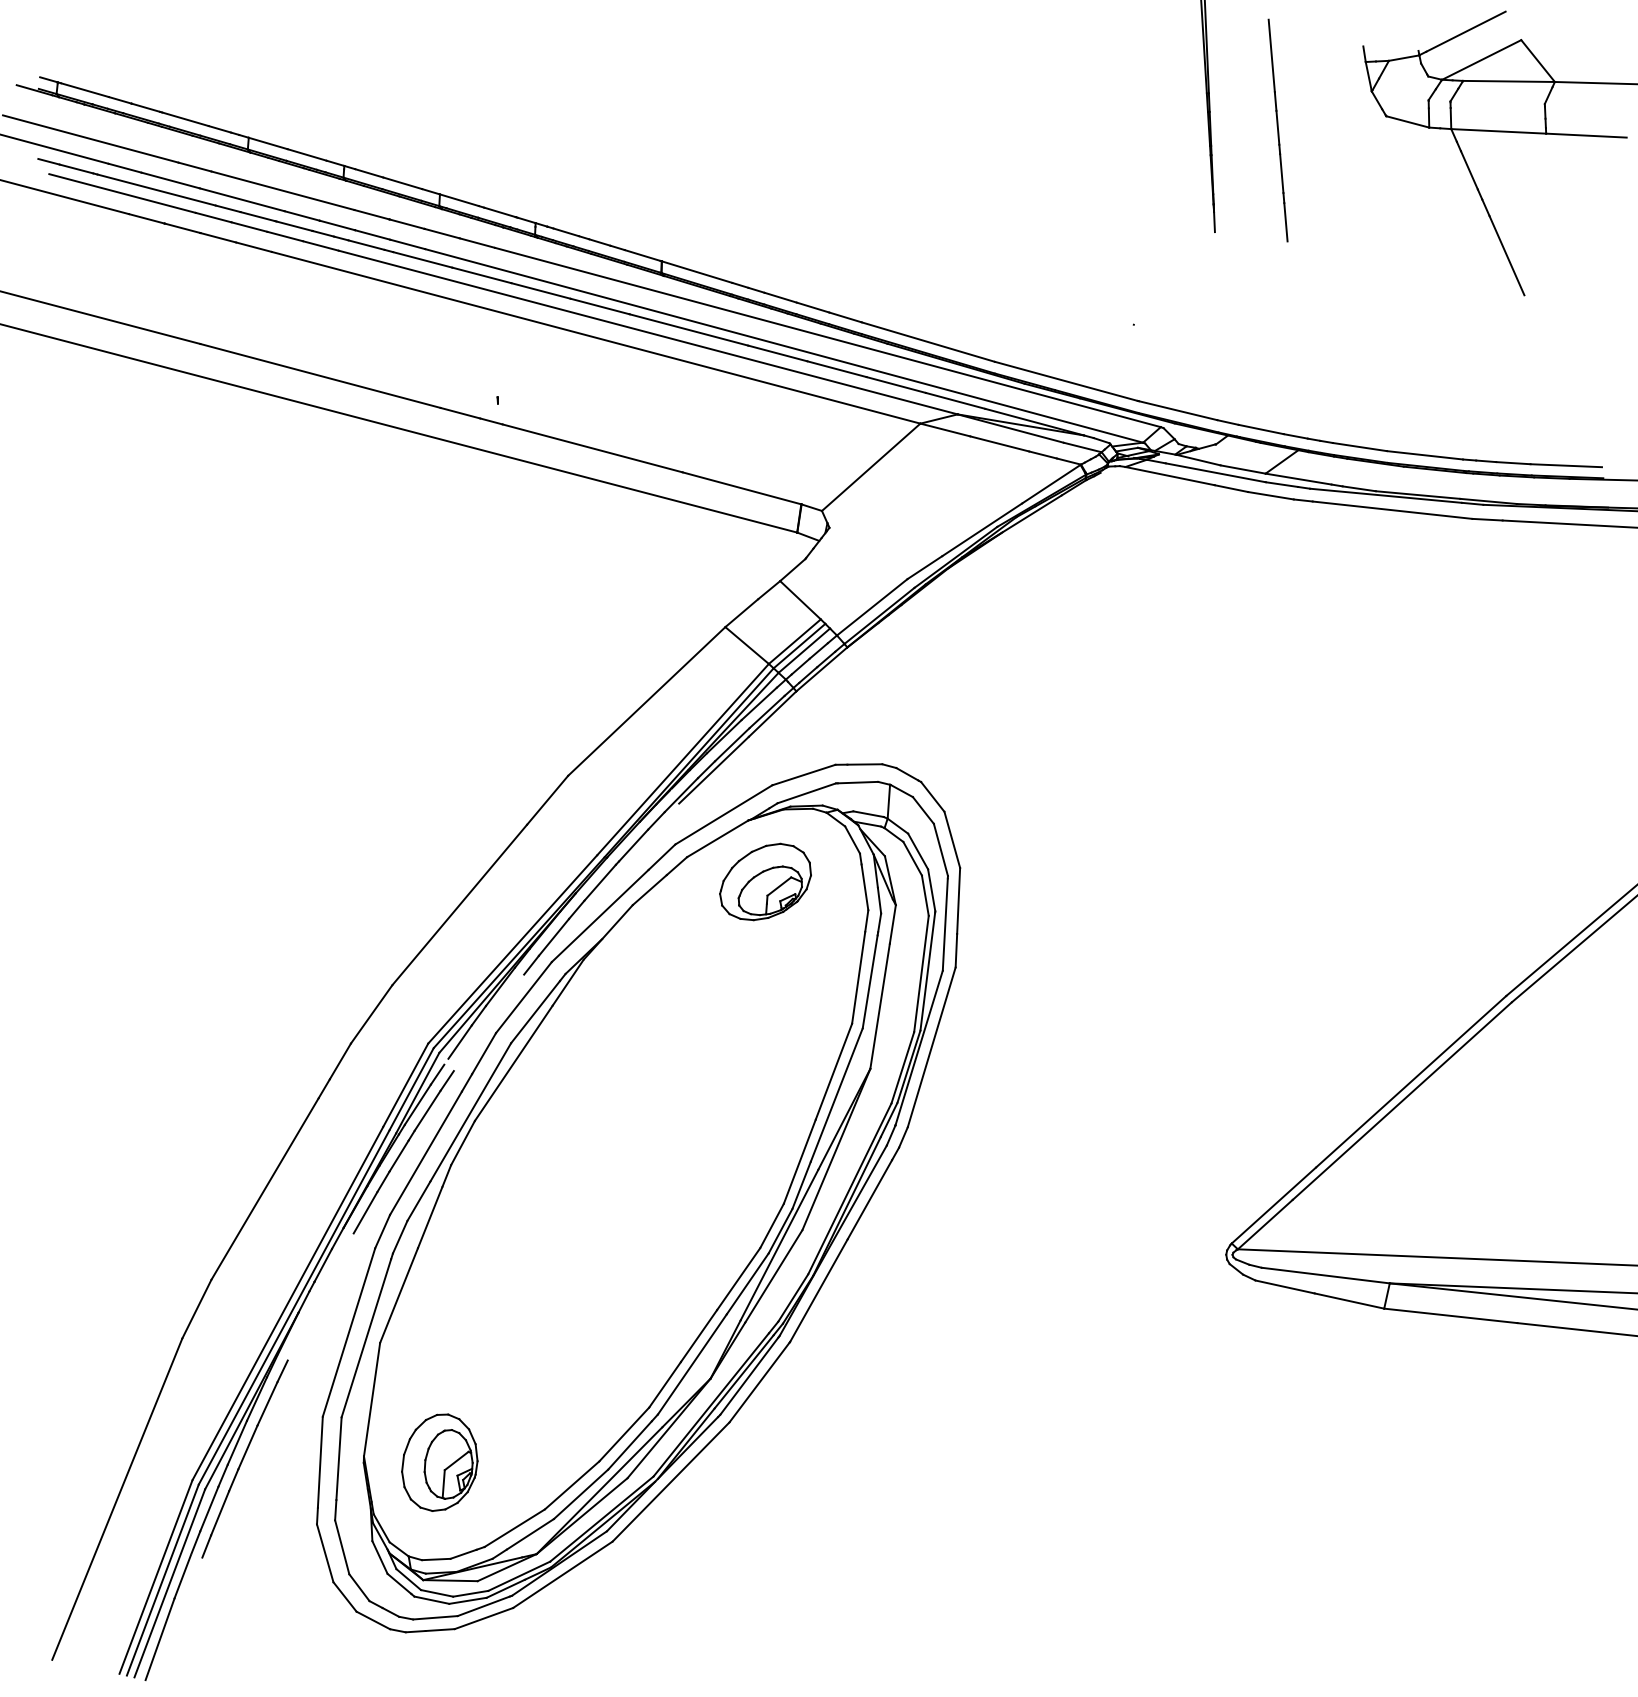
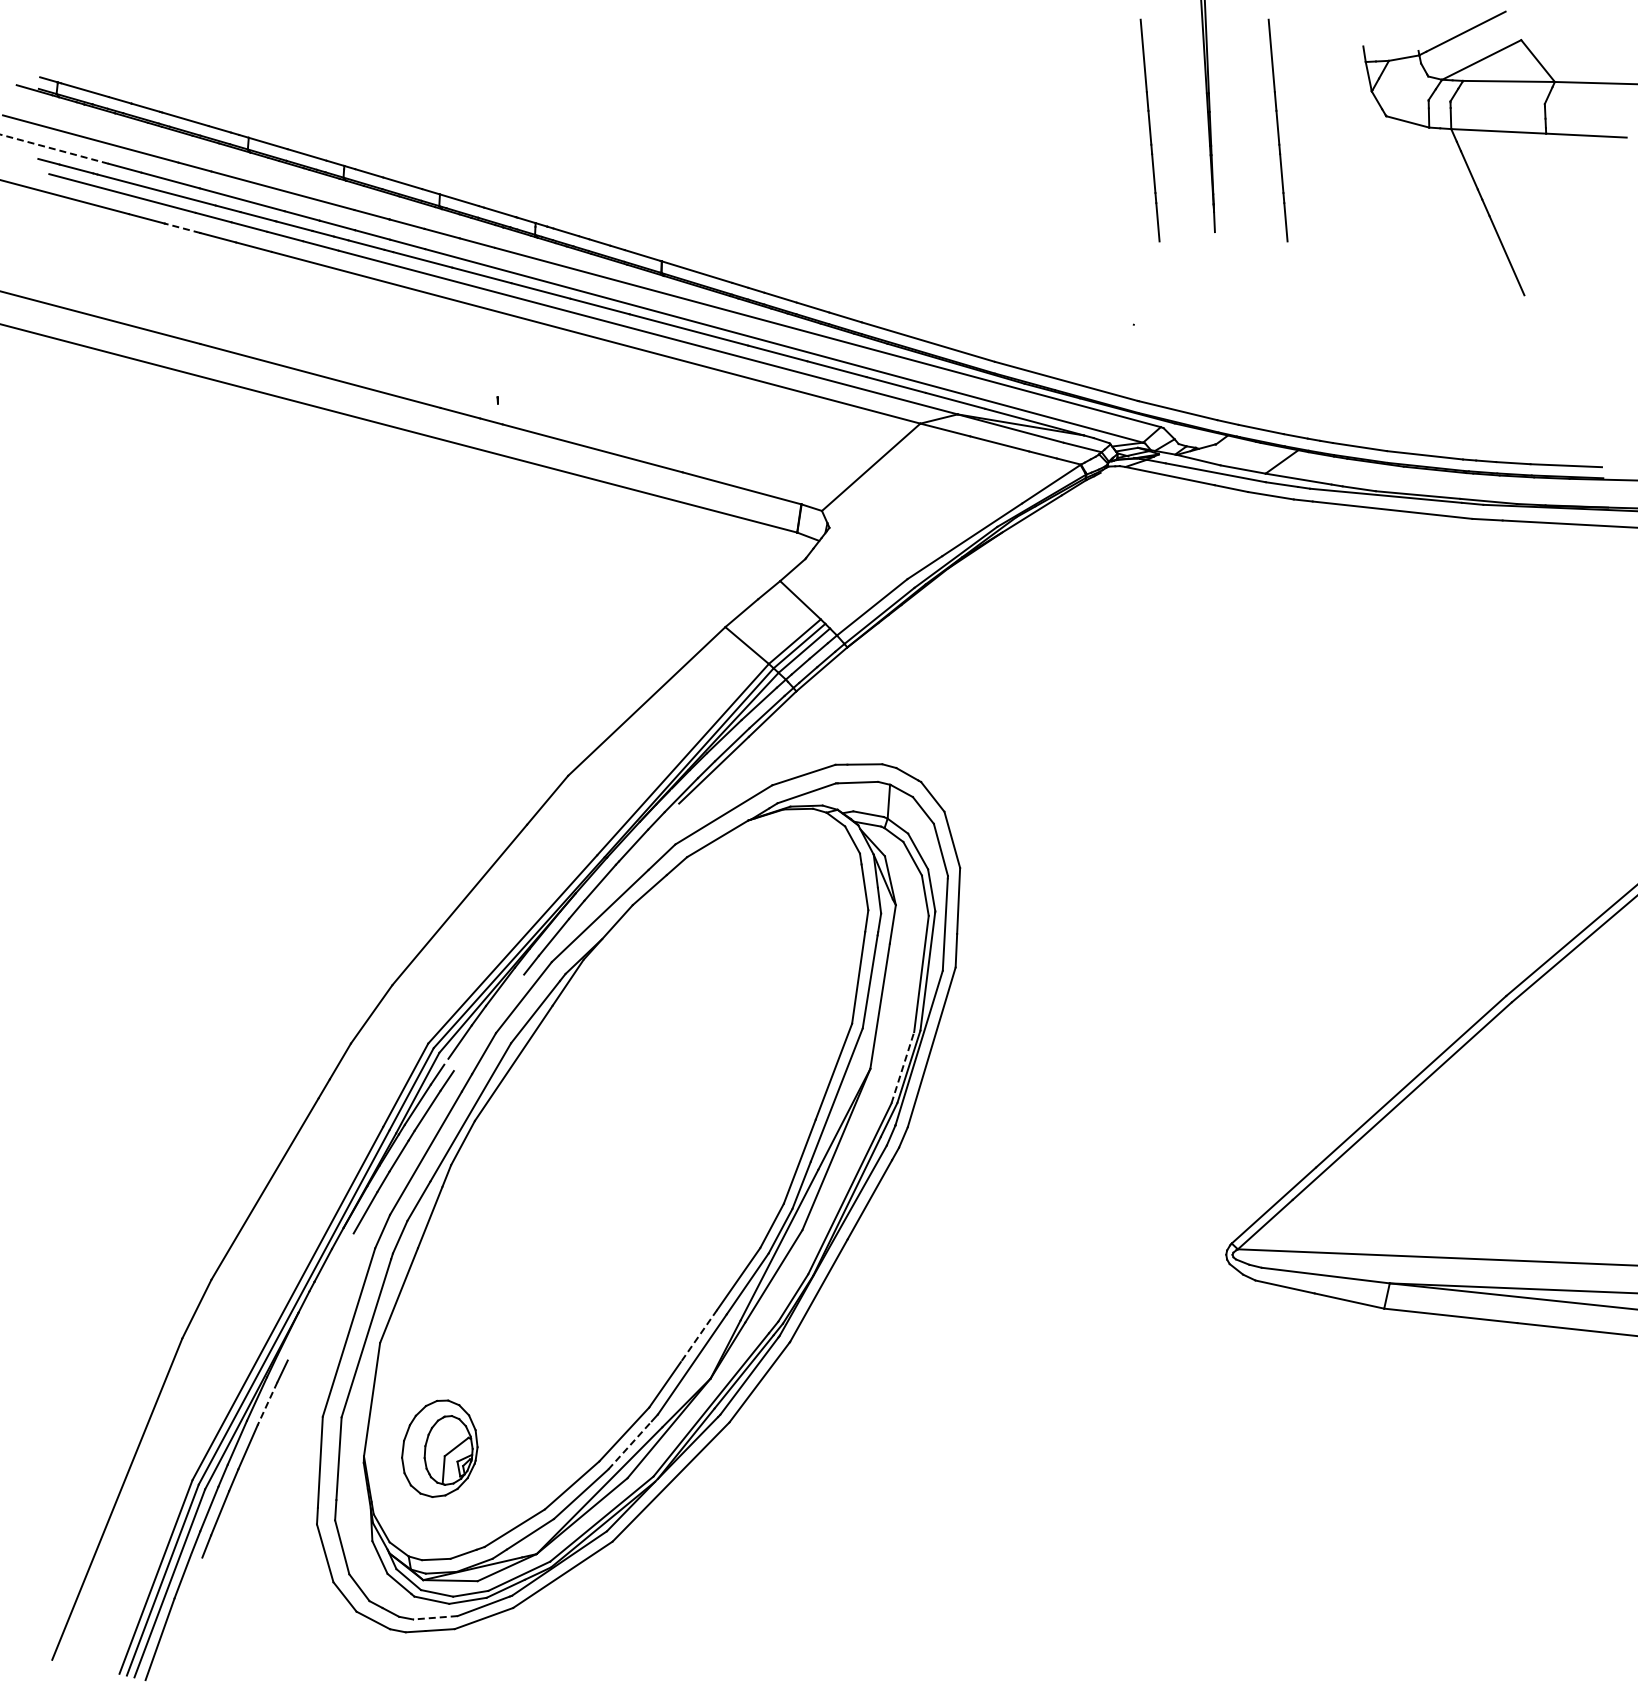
line: none -> present (1149, 130)
line: solid -> dashed (53, 149)
line: solid -> dashed (182, 228)
part: present -> none (765, 881)
line: solid -> dashed (903, 1067)
line: solid -> dashed (699, 1336)
line: solid -> dashed (267, 1403)
line: solid -> dashed (630, 1445)
part position: (439, 1462) -> (439, 1448) (439, 1448)
line: solid -> dashed (434, 1617)
